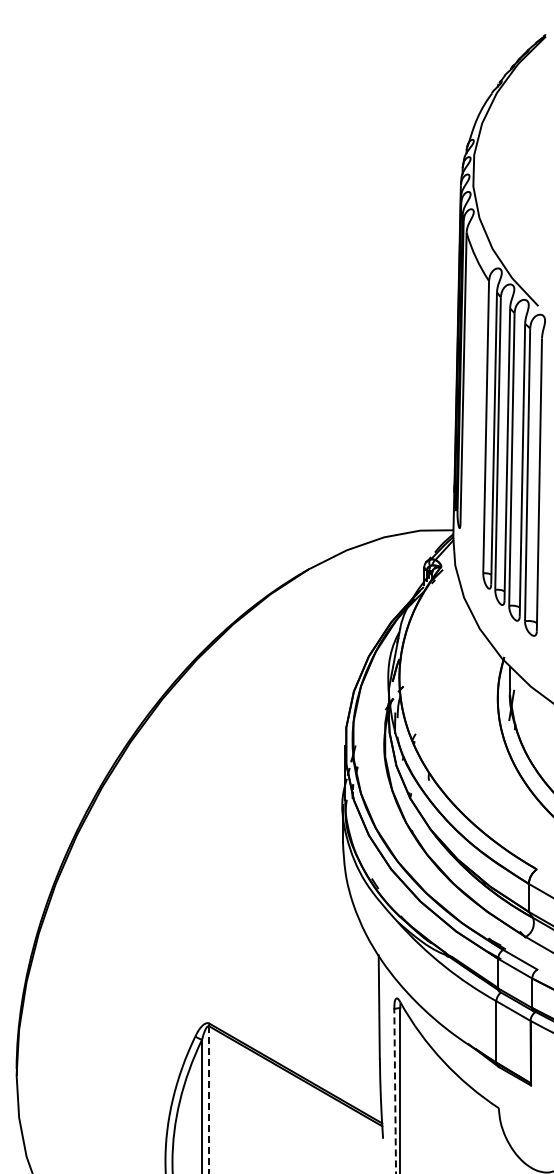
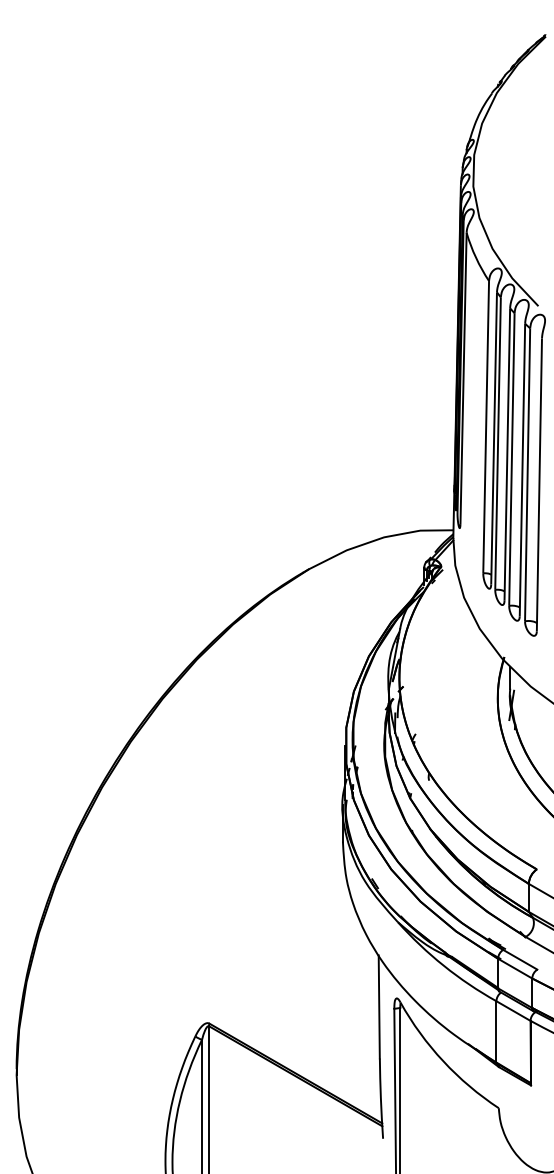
line: dashed -> solid (395, 1090)
line: dashed -> solid (209, 1100)
